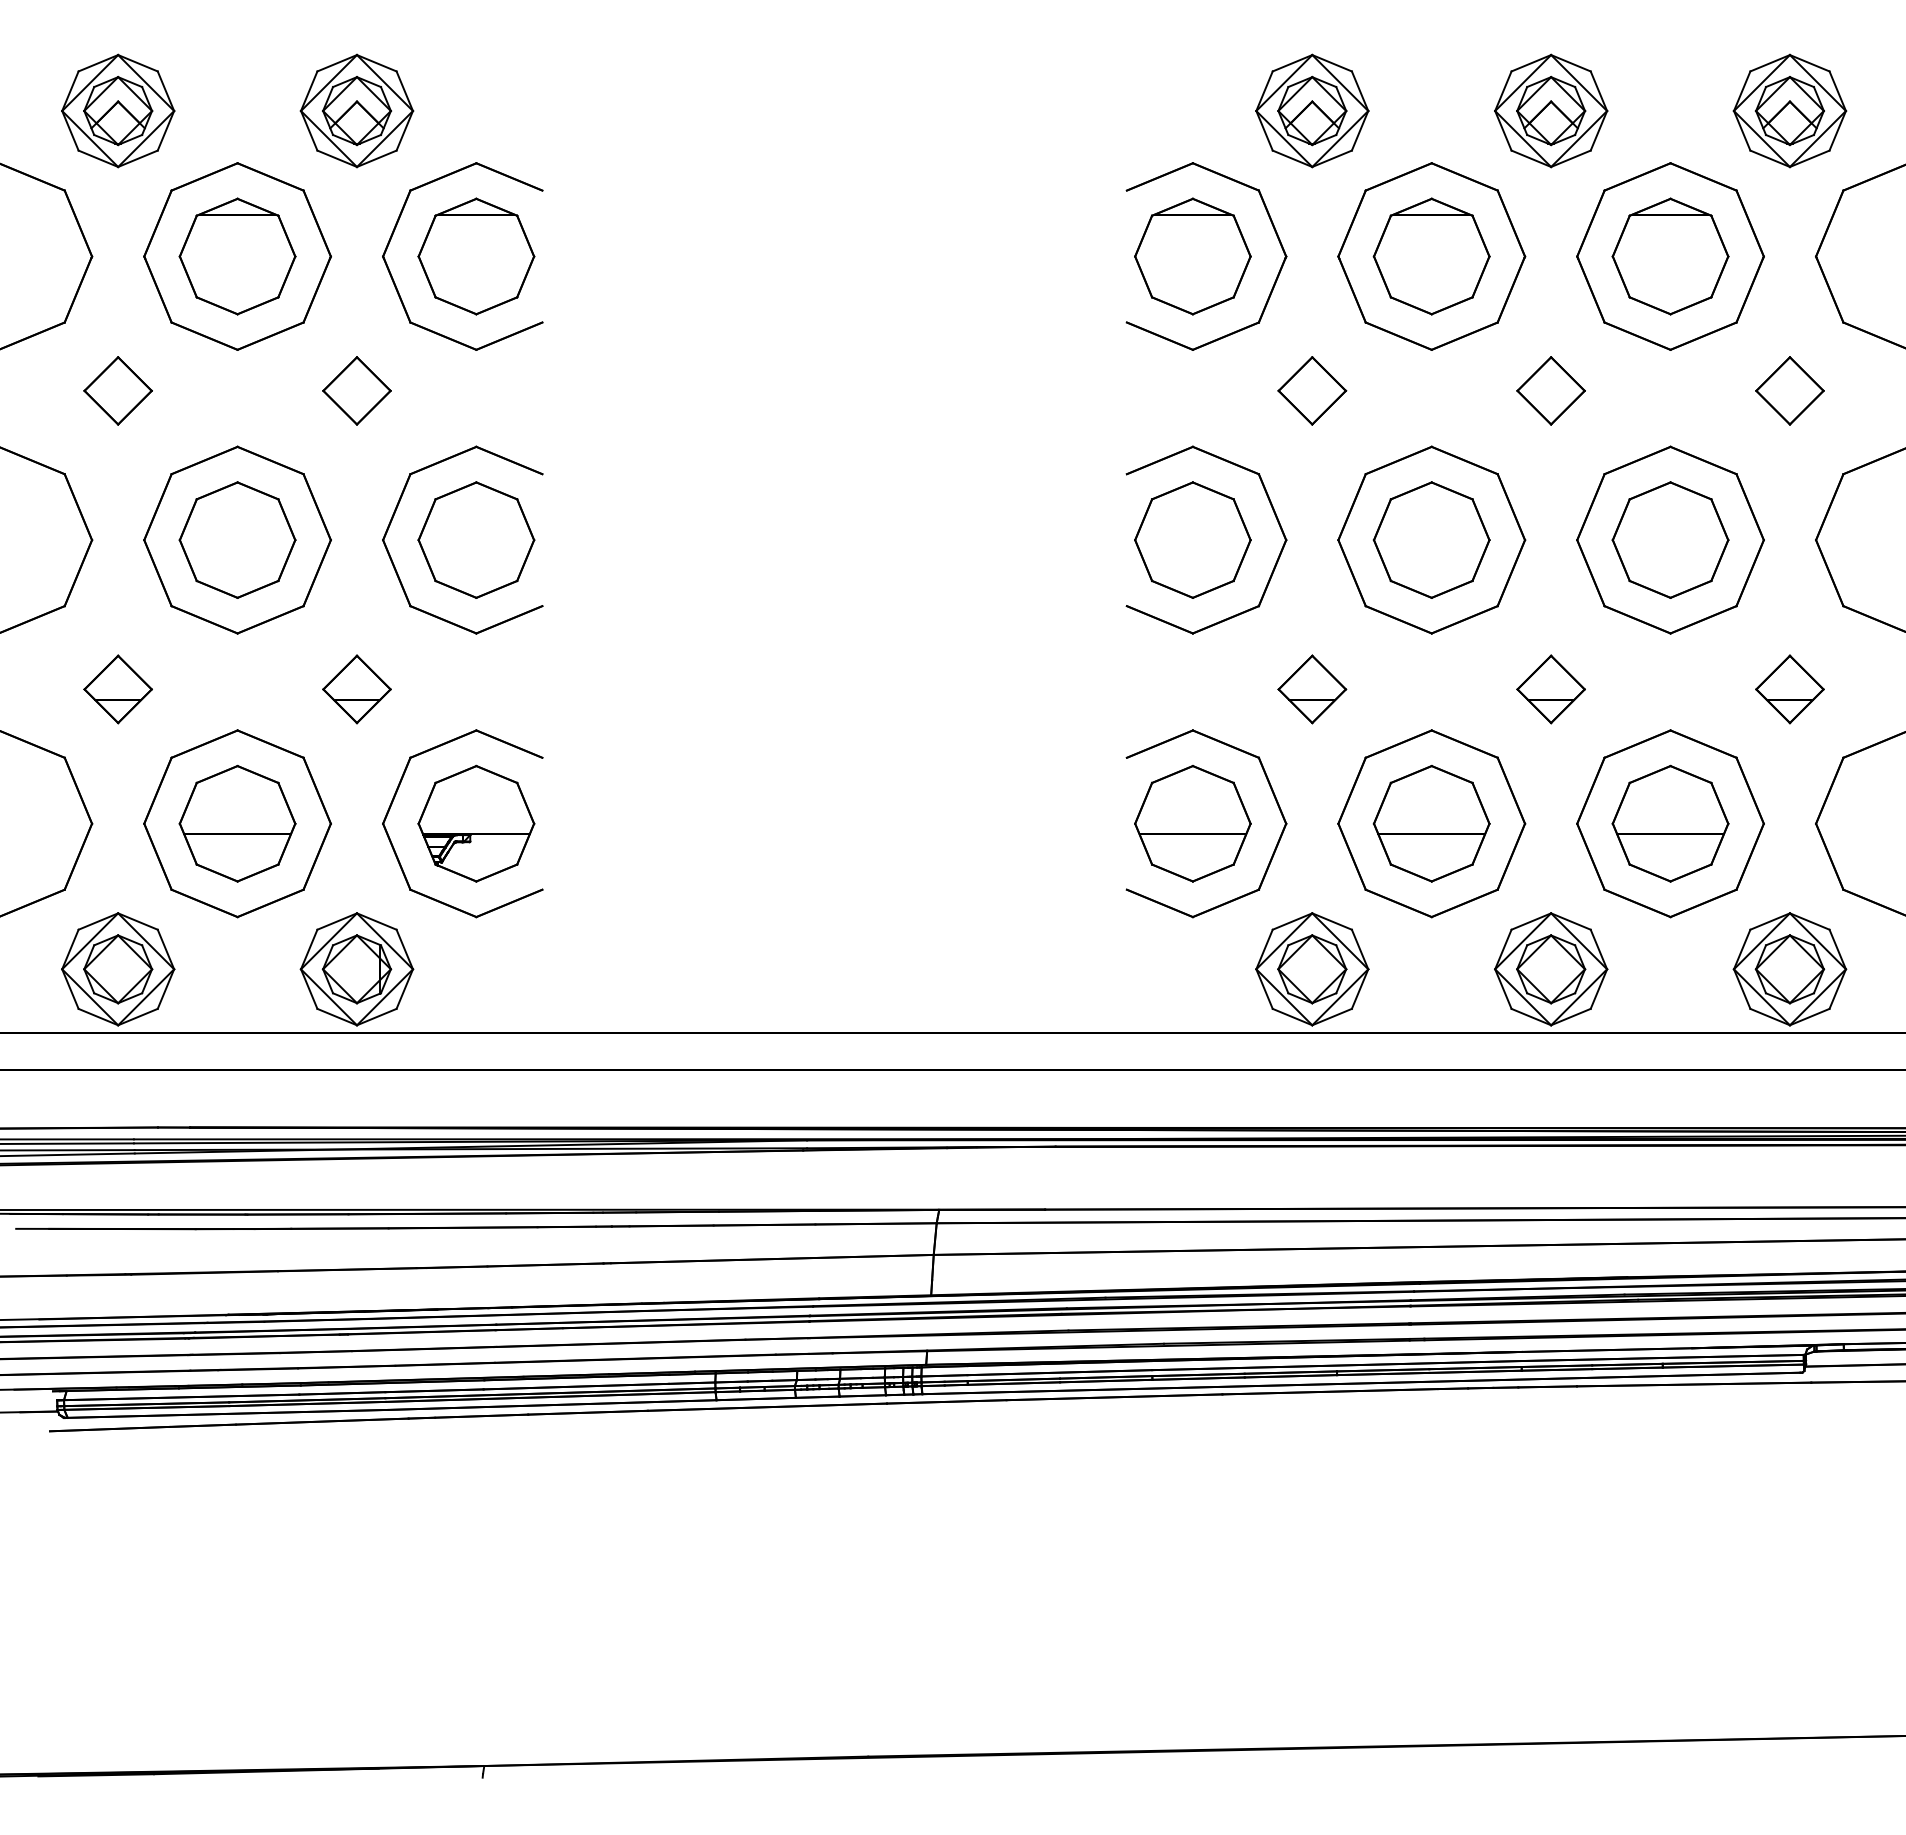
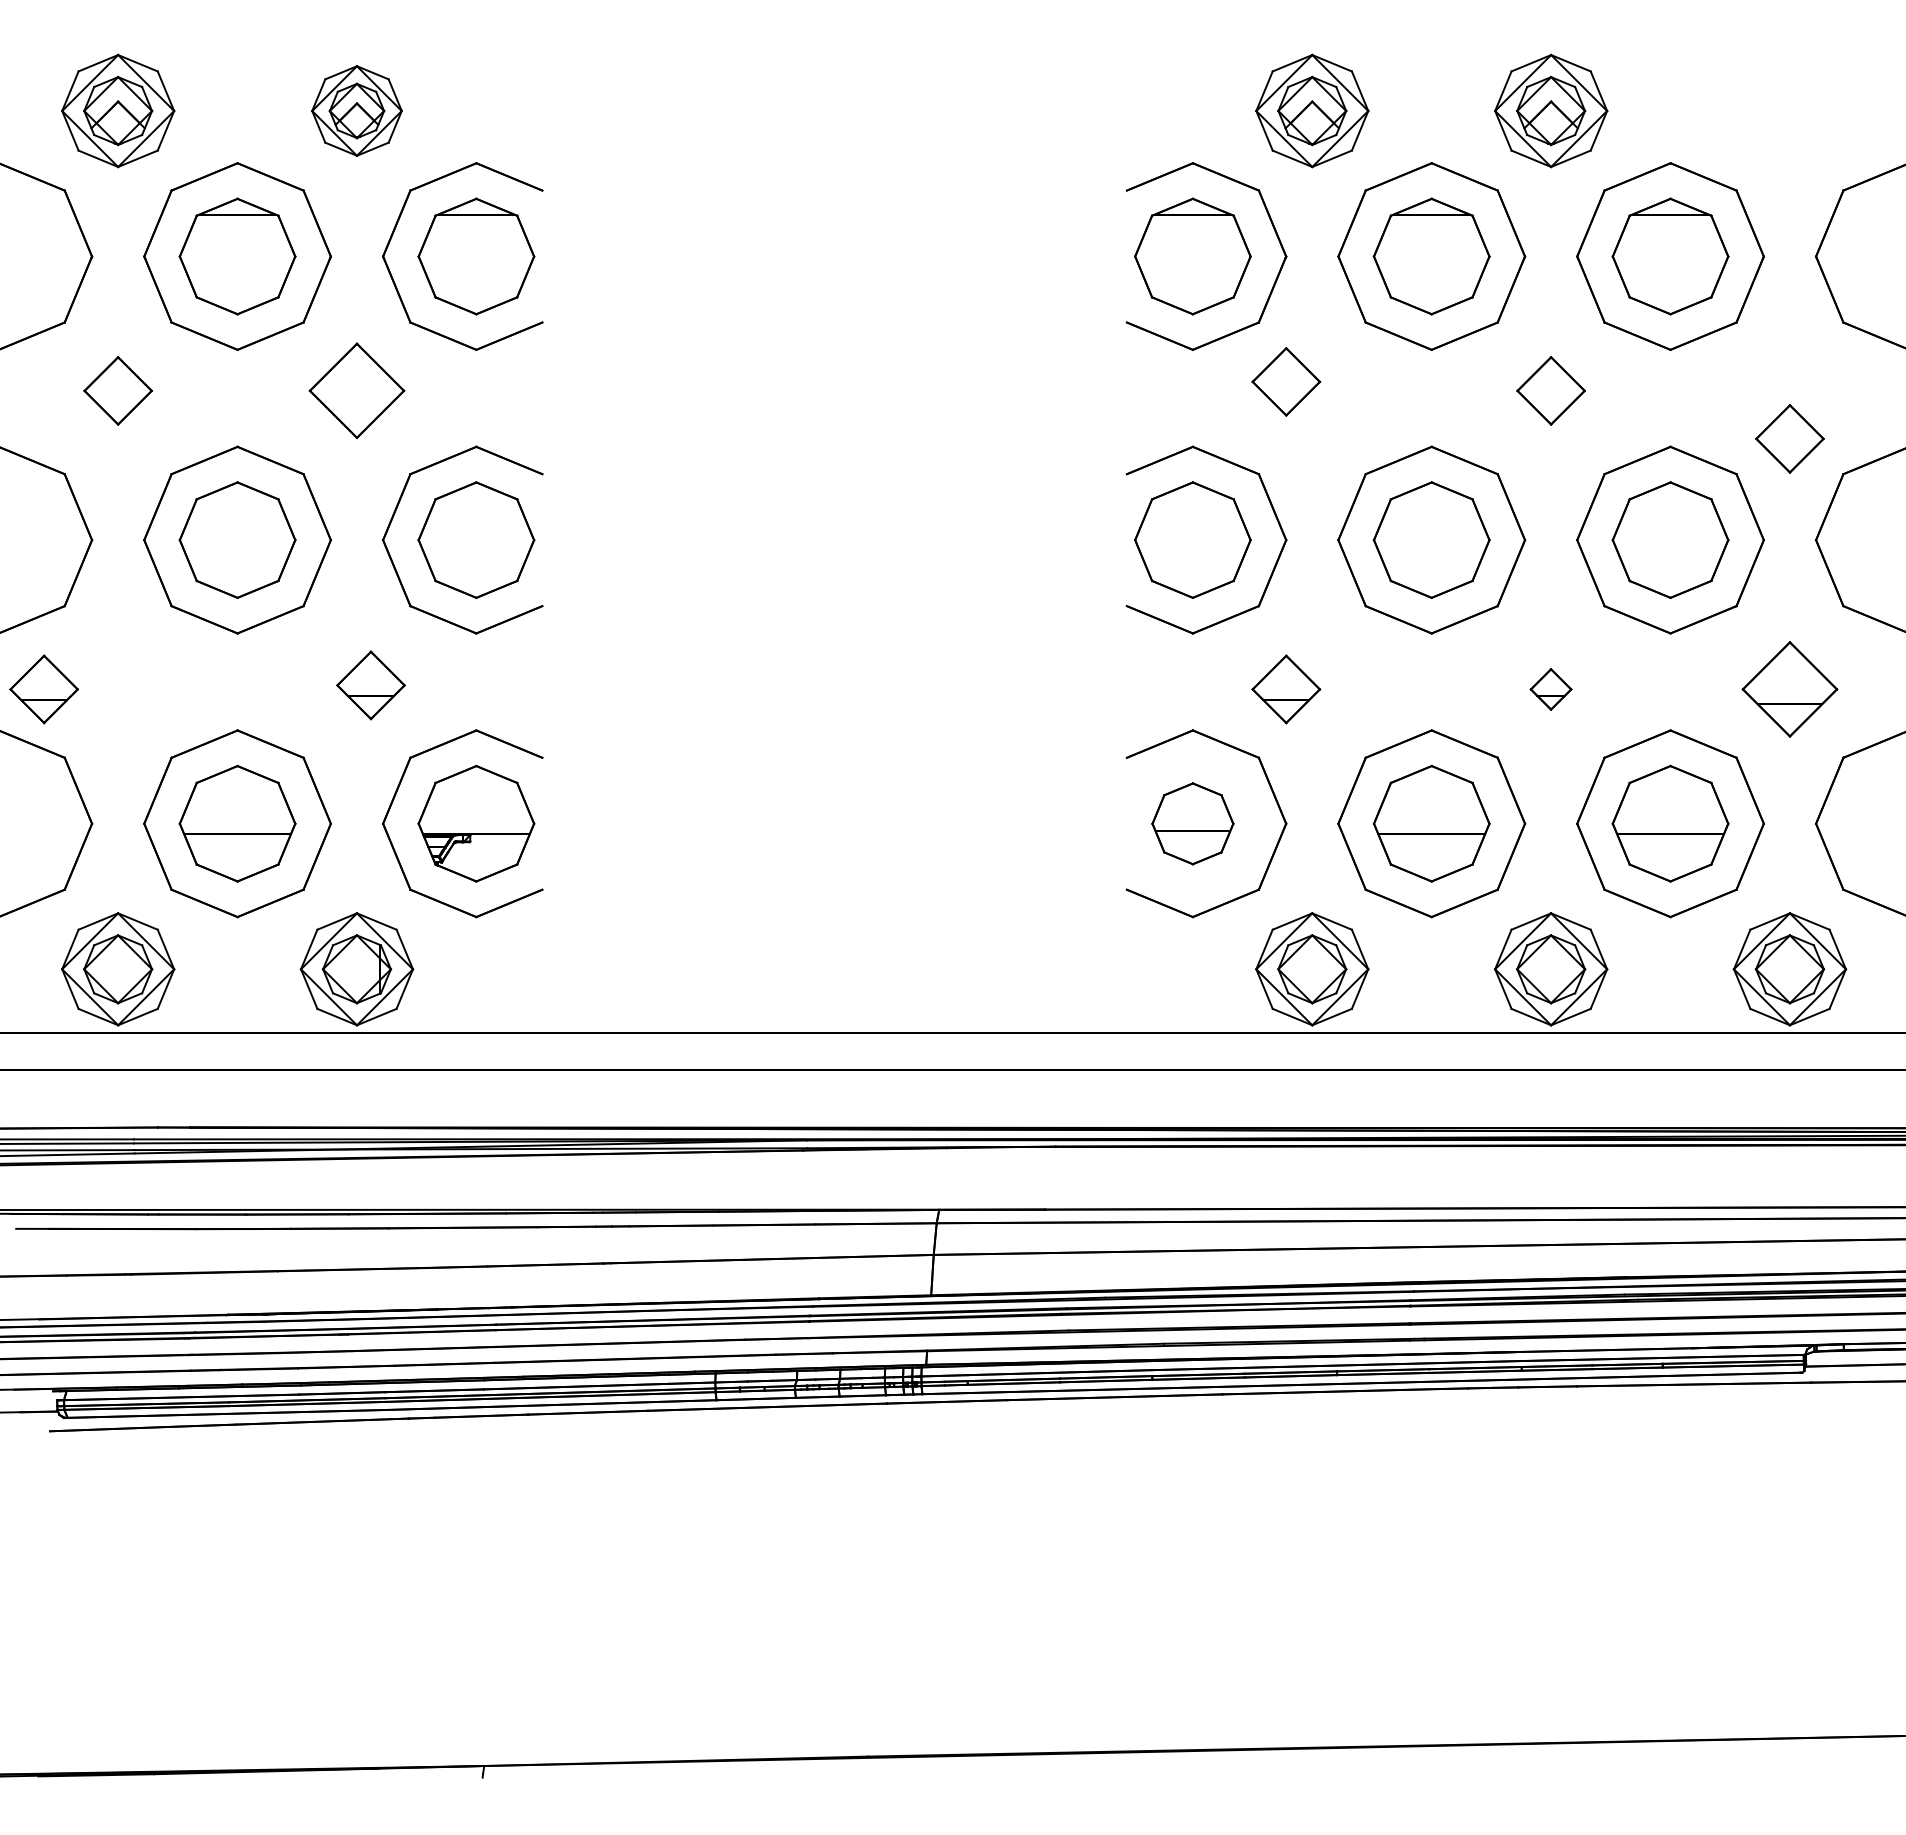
part size: 116x116 px -> 92x92 px (356, 110)
part: present -> none (1789, 110)
part size: 70x70 px -> 98x98 px (356, 390)
part position: (1312, 390) -> (1286, 381) (1286, 381)
part position: (1789, 390) -> (1789, 438) (1789, 438)
part position: (117, 689) -> (43, 689) (43, 689)
part position: (356, 689) -> (370, 685) (370, 685)
part position: (1312, 689) -> (1286, 689) (1286, 689)
part size: 70x71 px -> 44x43 px (1550, 689)
part size: 70x71 px -> 98x97 px (1789, 689)
part size: 118x118 px -> 84x84 px (1192, 823)
